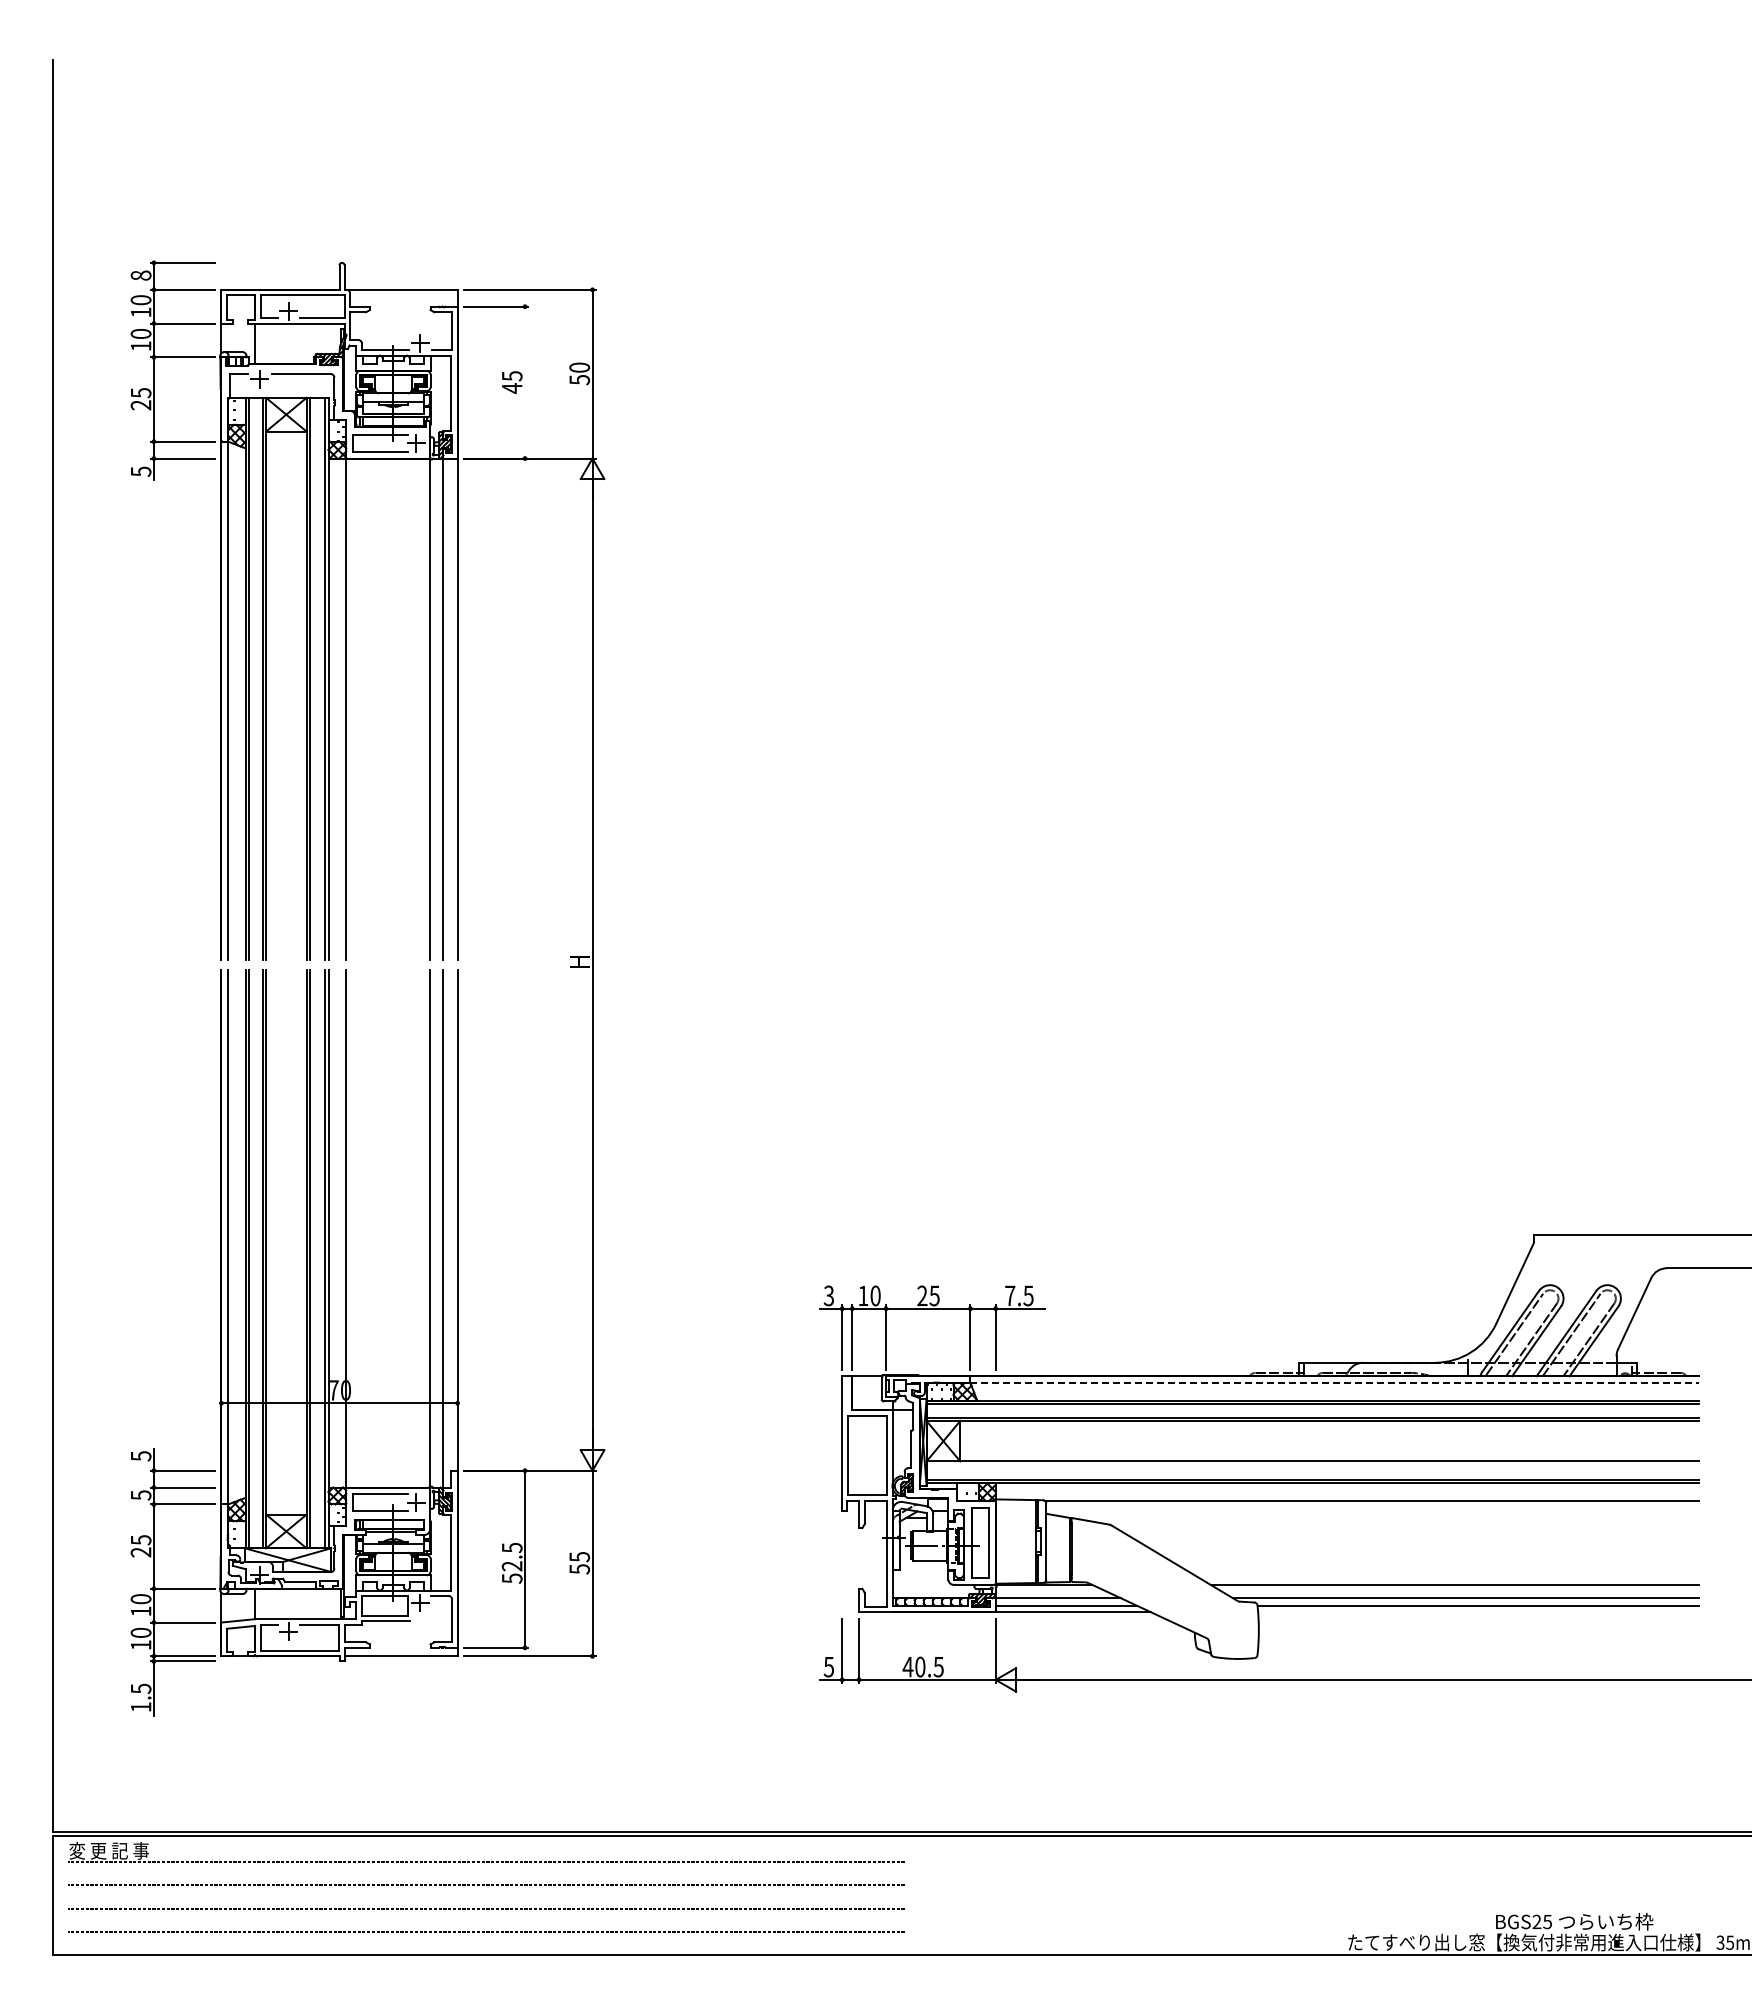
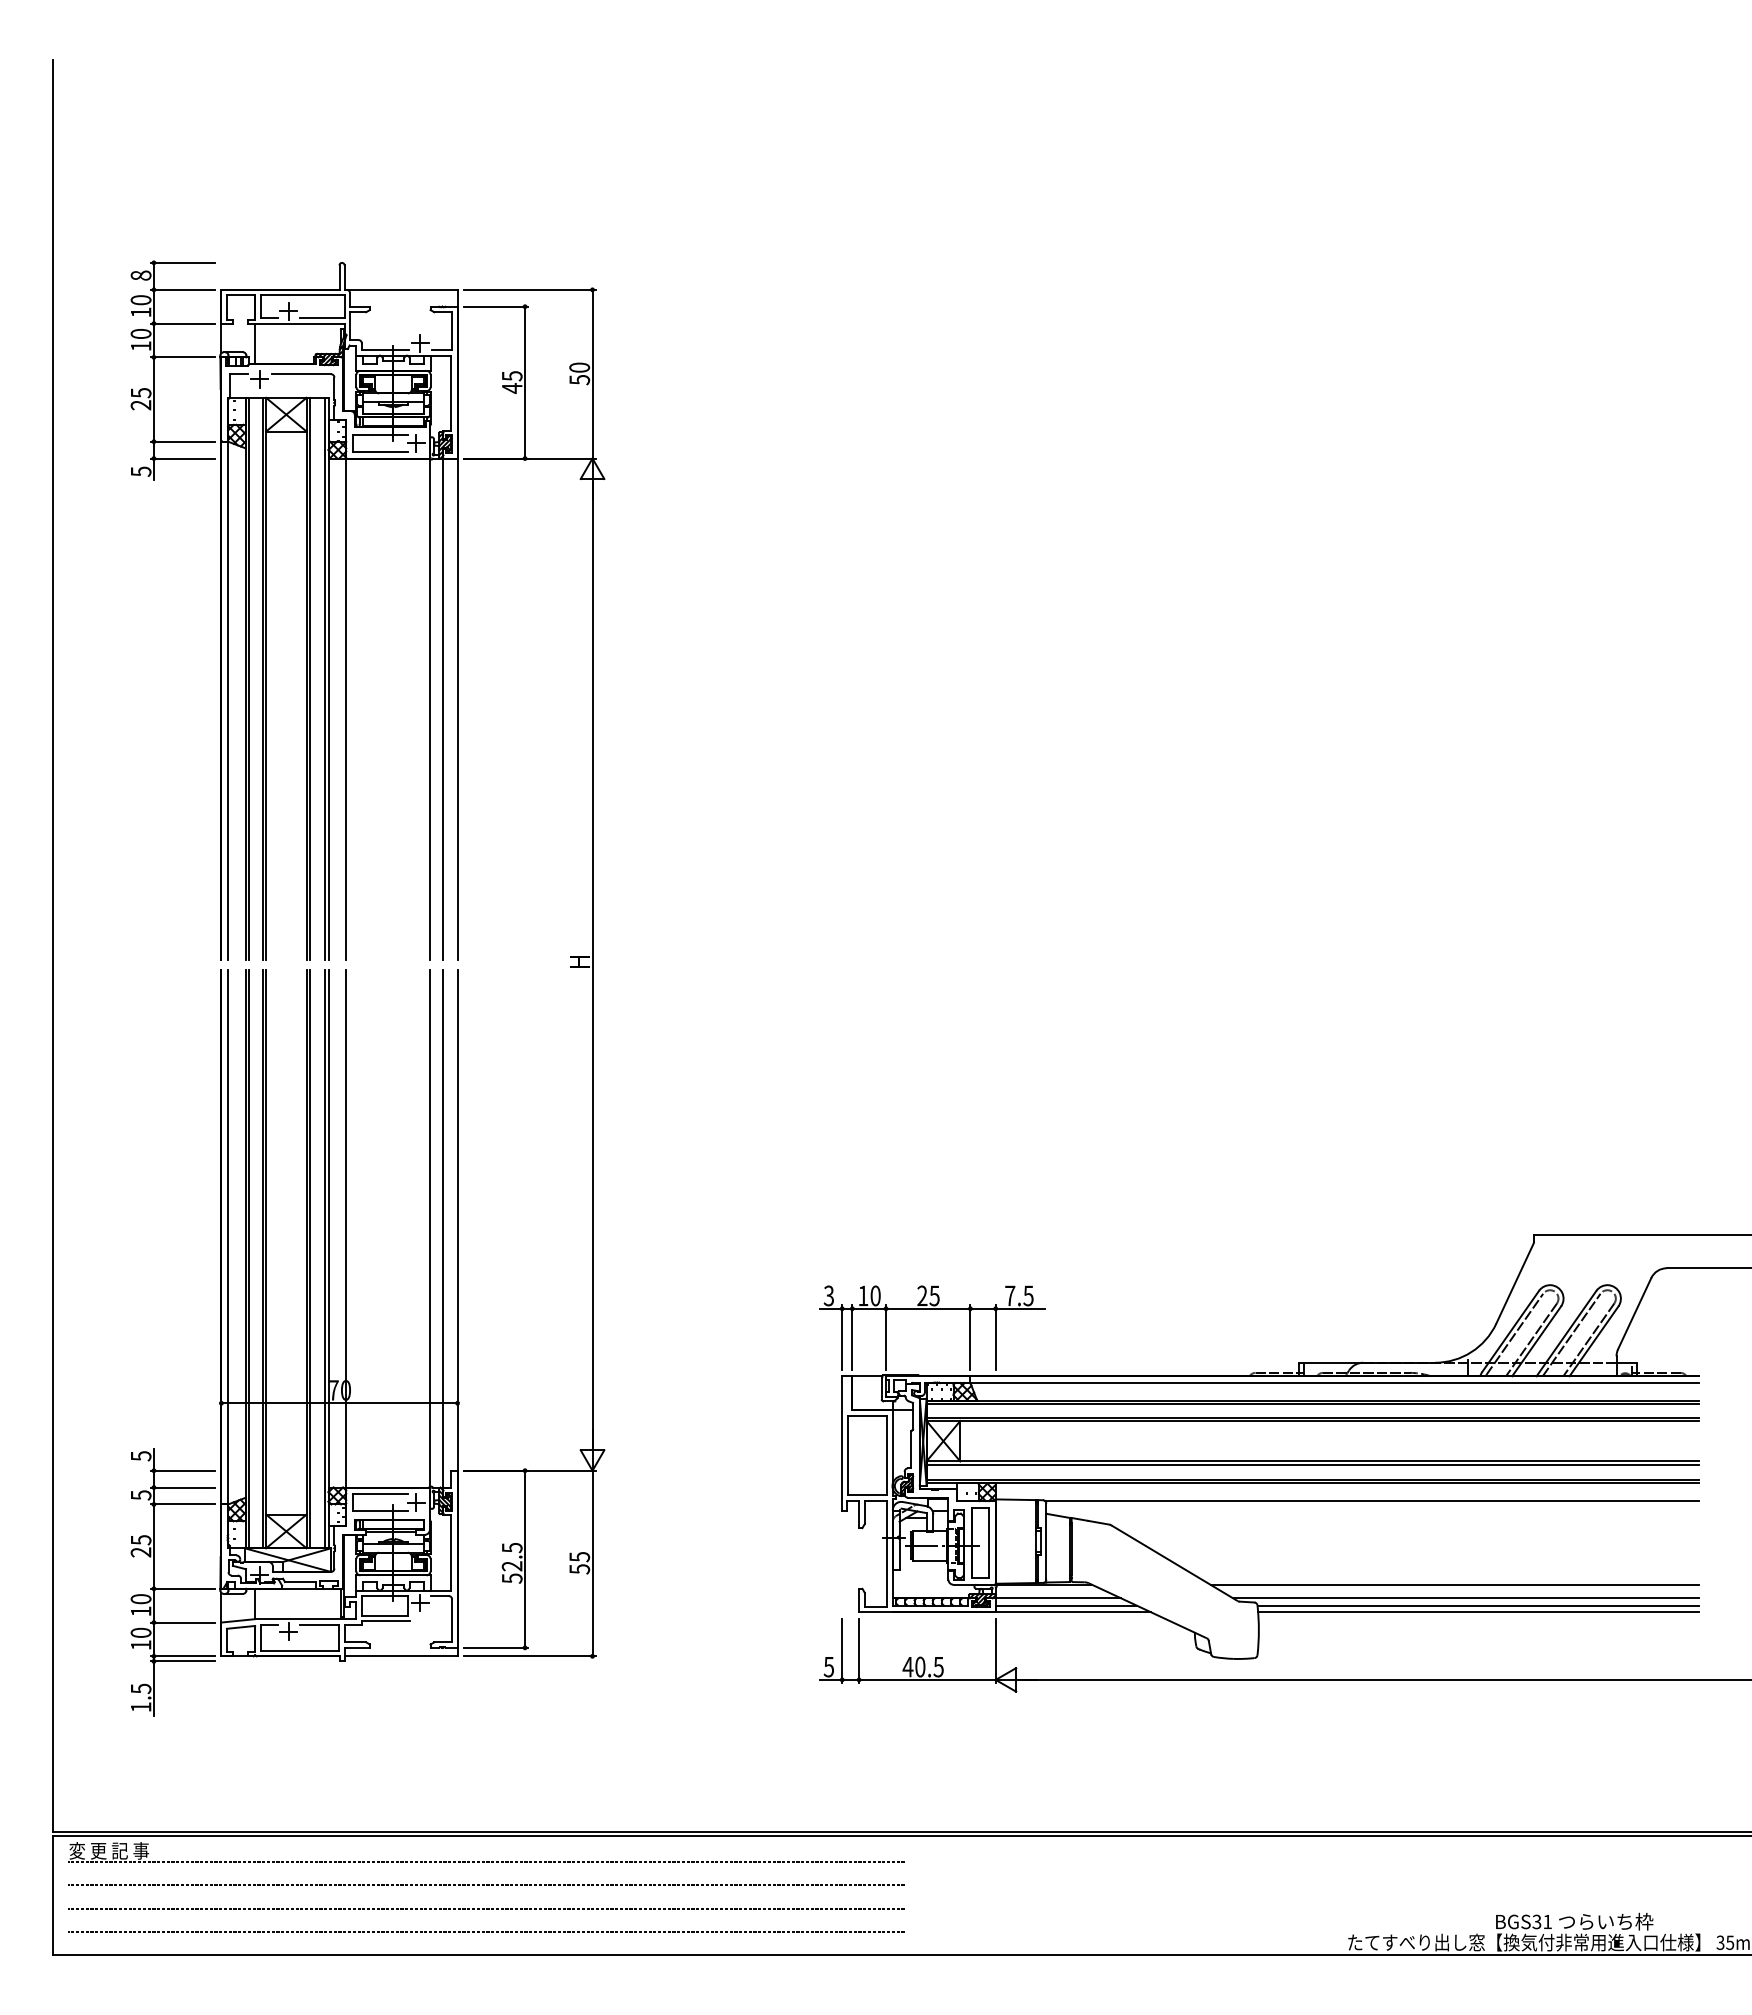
line: none -> present (525, 382)
line: dashed -> solid (1312, 1383)
line: none -> present (1312, 1464)
line: none -> present (1478, 1612)
text: BGS25 -> BGS31 (1541, 1922)
